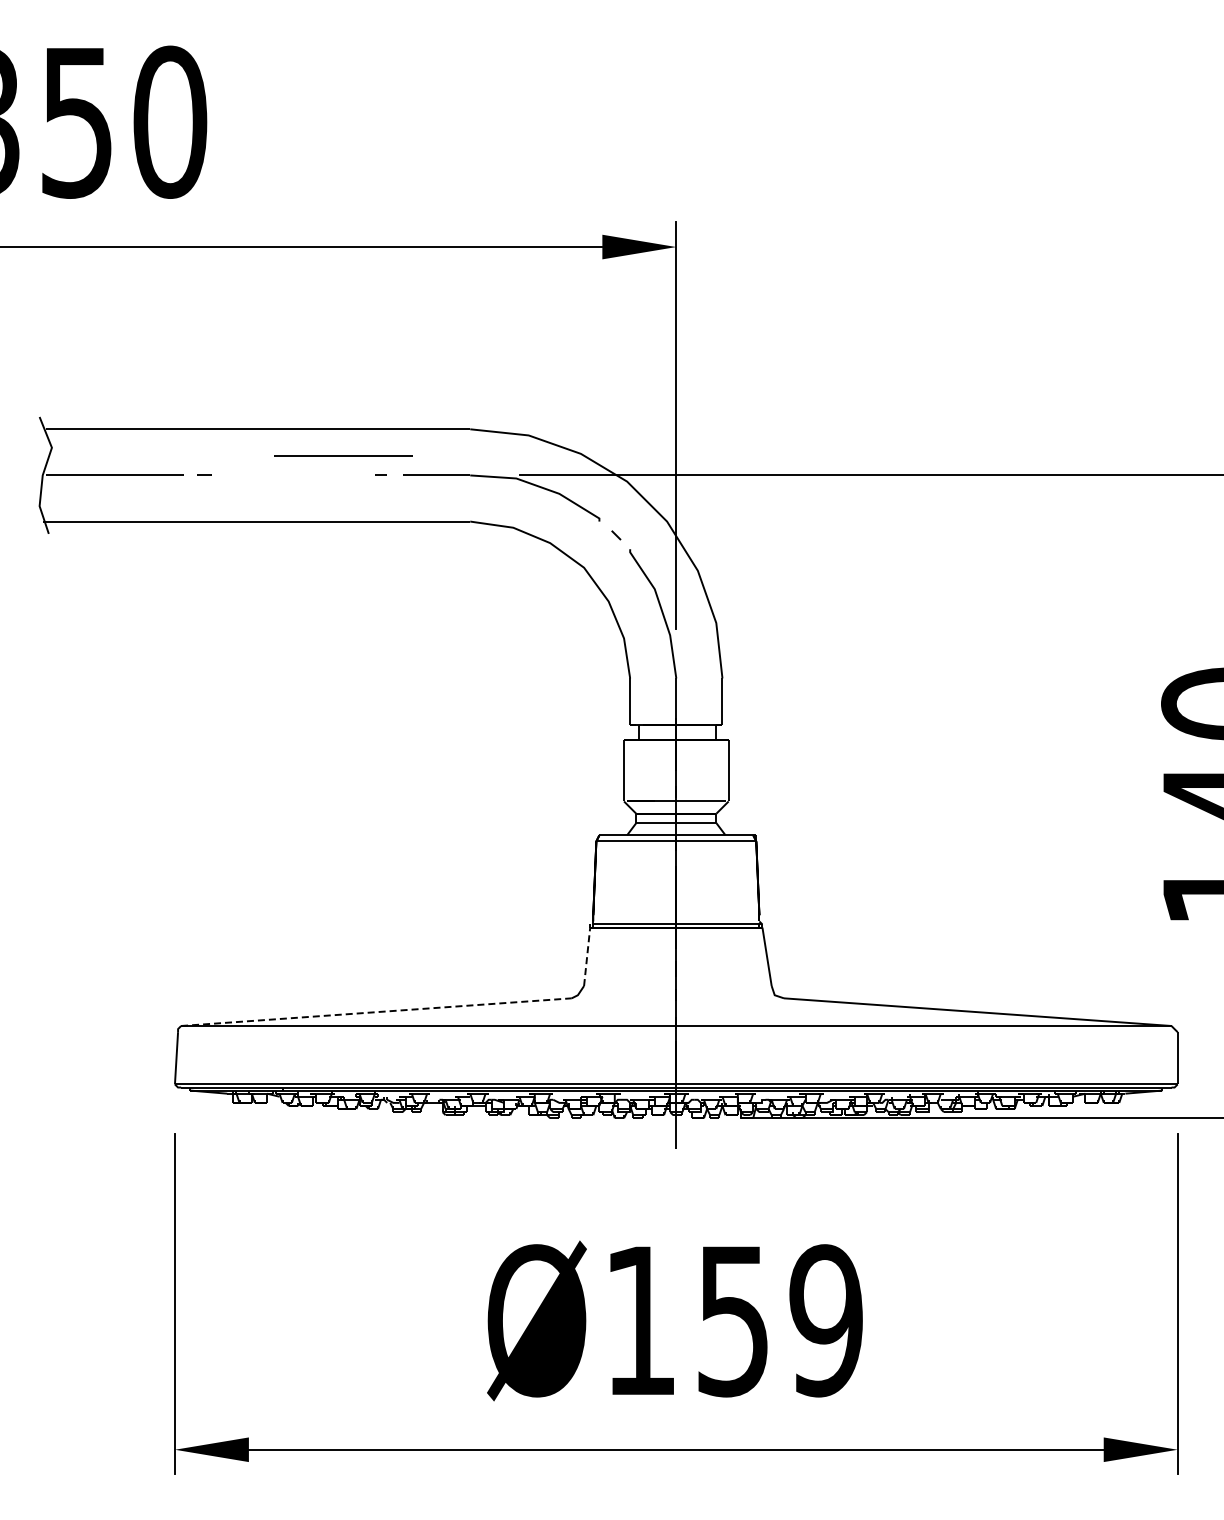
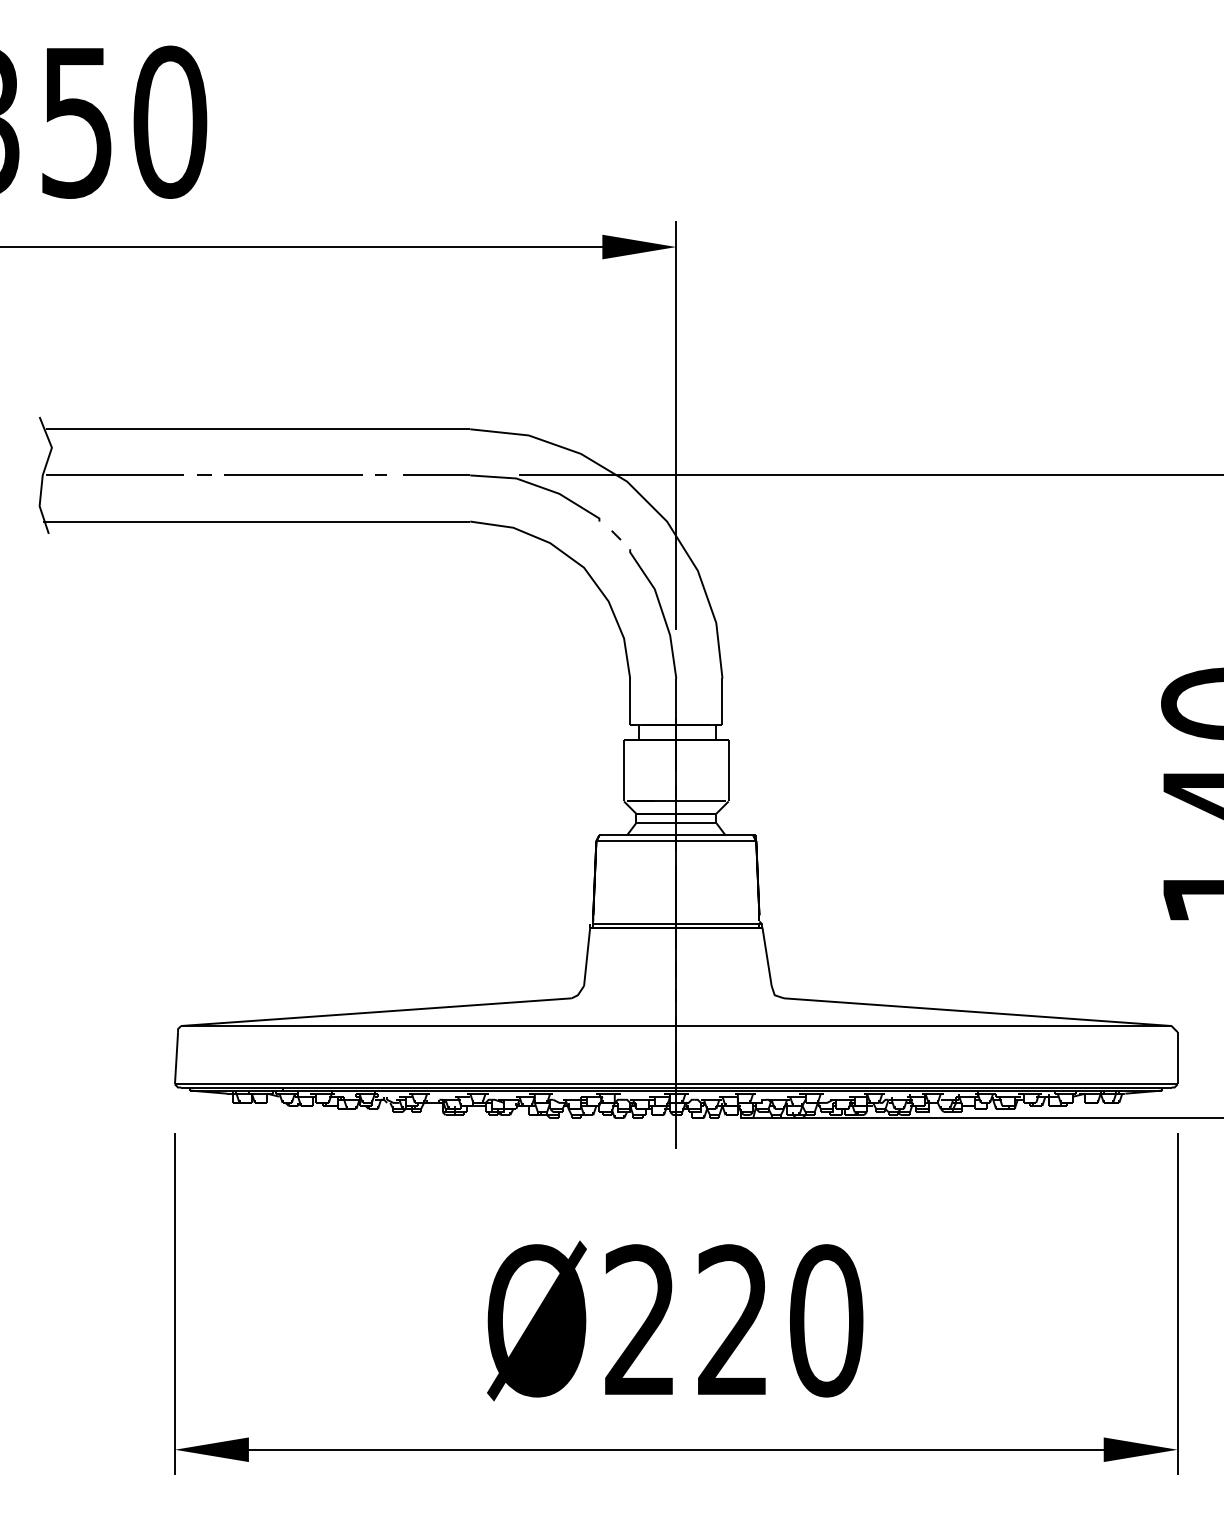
line position: (343, 455) -> (293, 474) (293, 474)
line: dashed -> solid (587, 956)
line: dashed -> solid (376, 1012)
text: Ø159 -> Ø220 (734, 1320)
